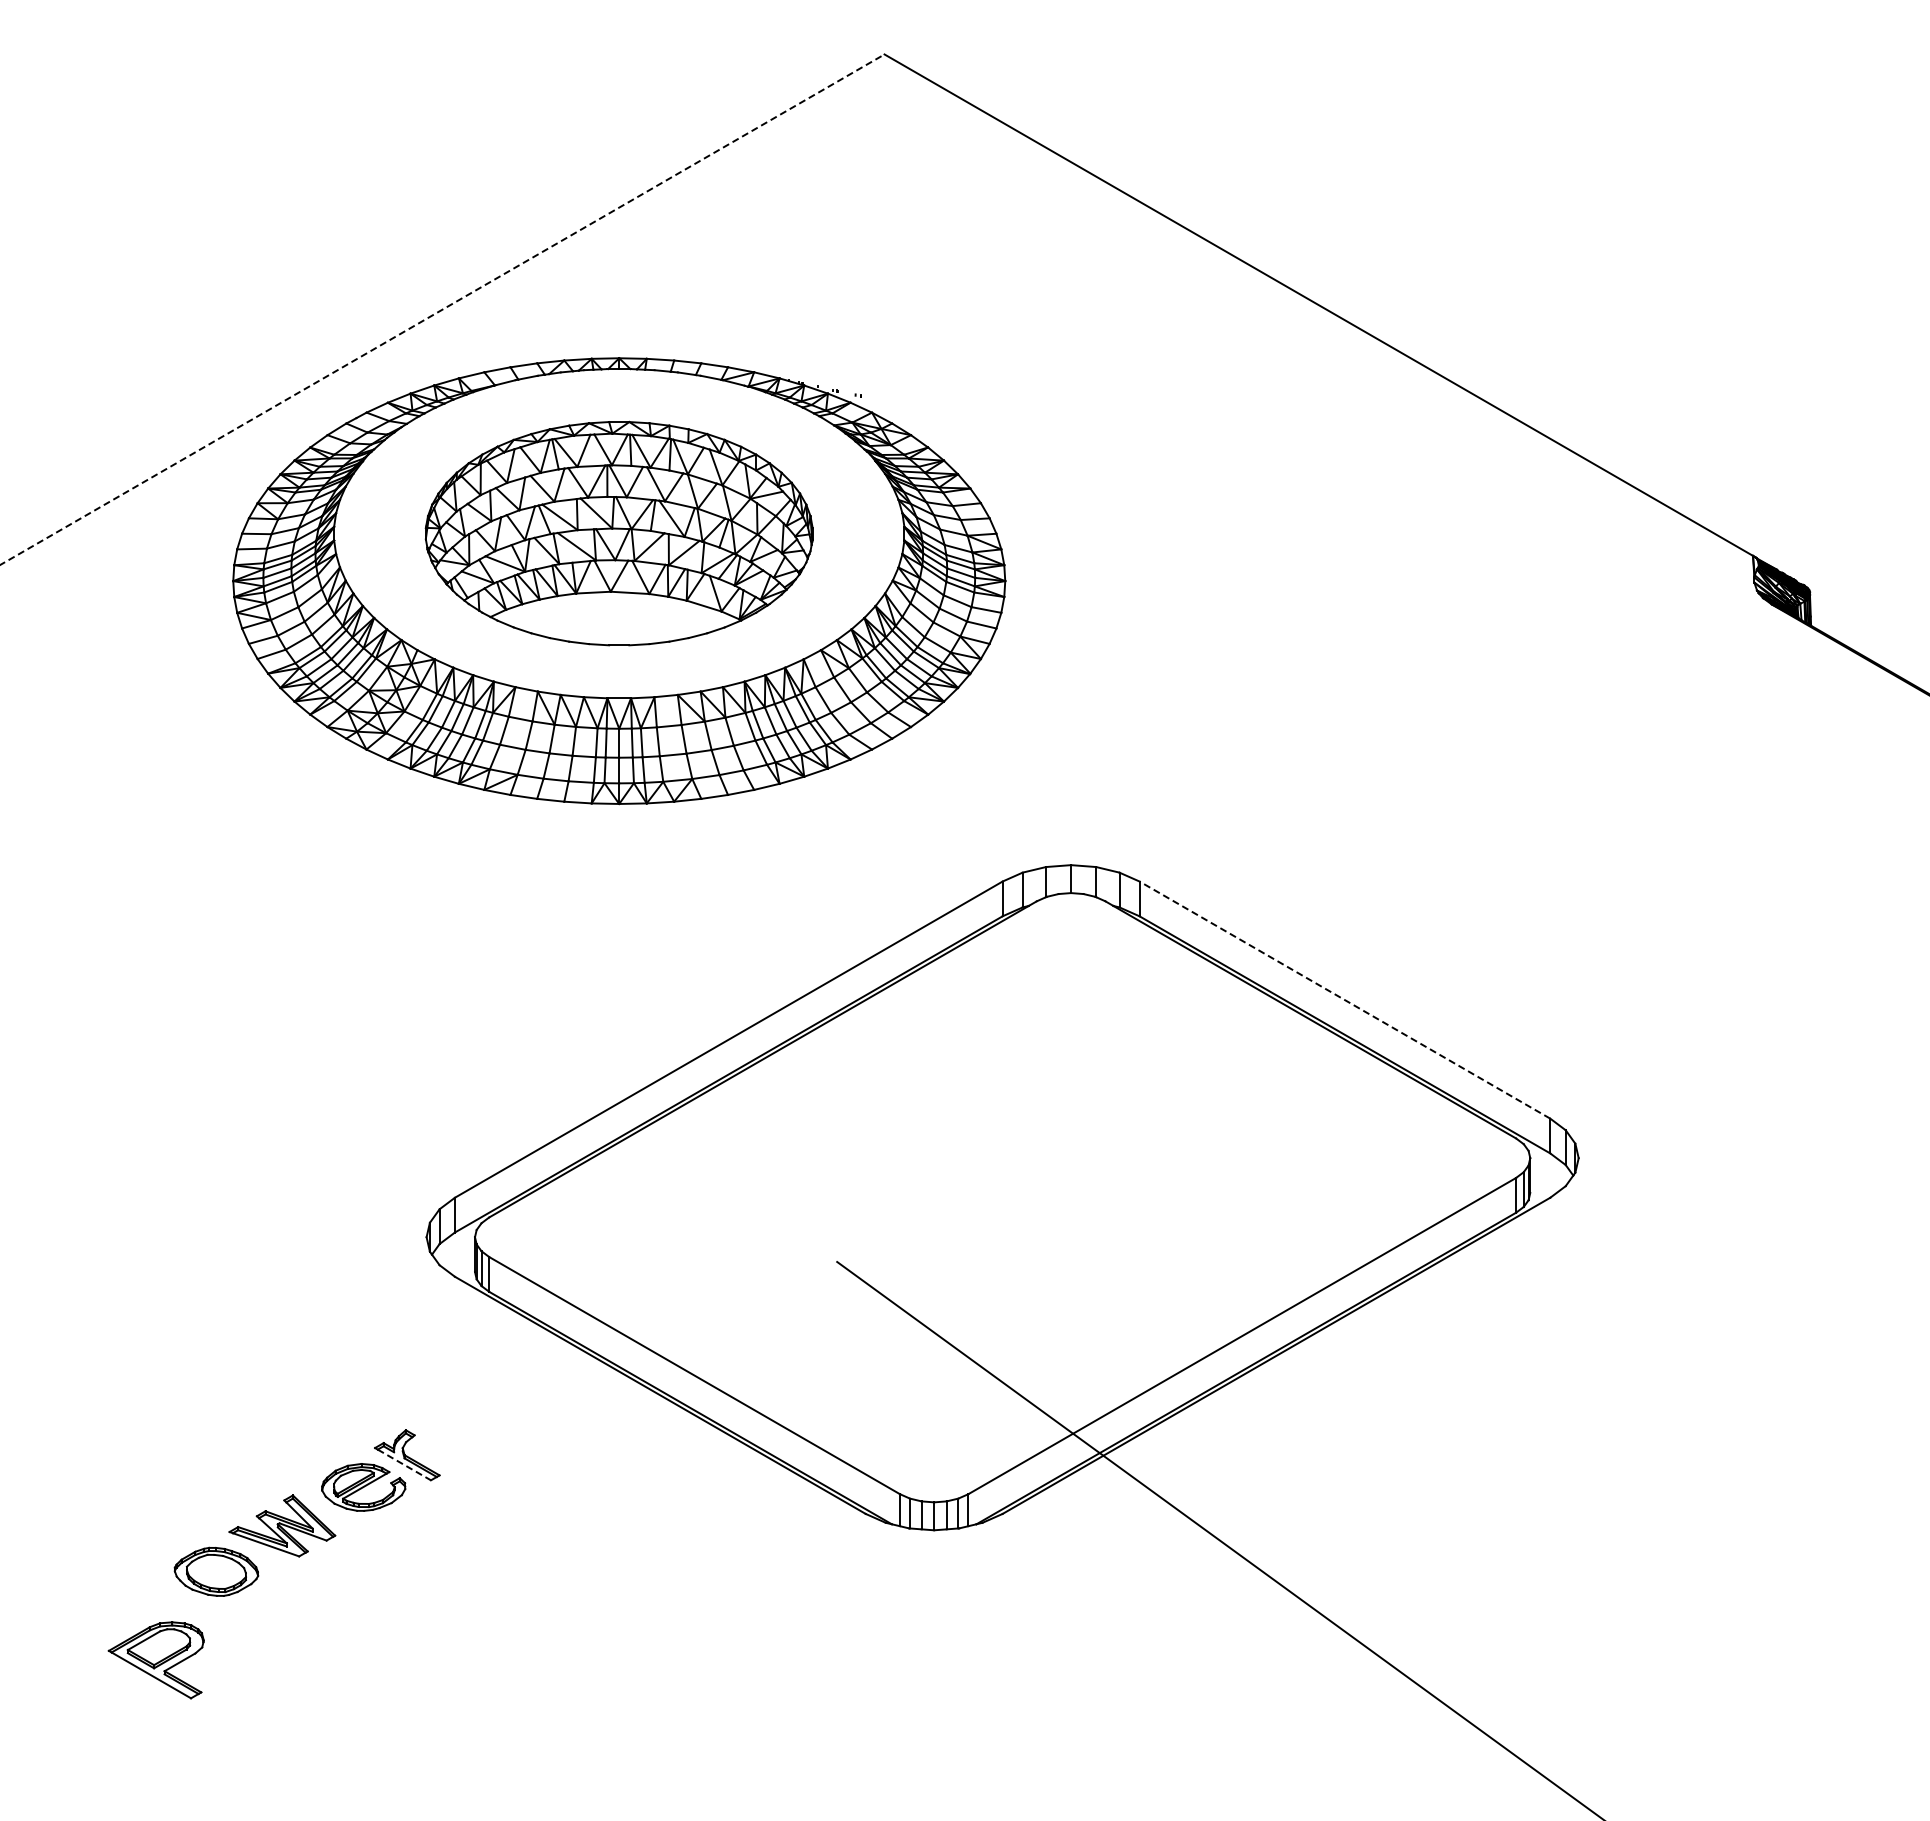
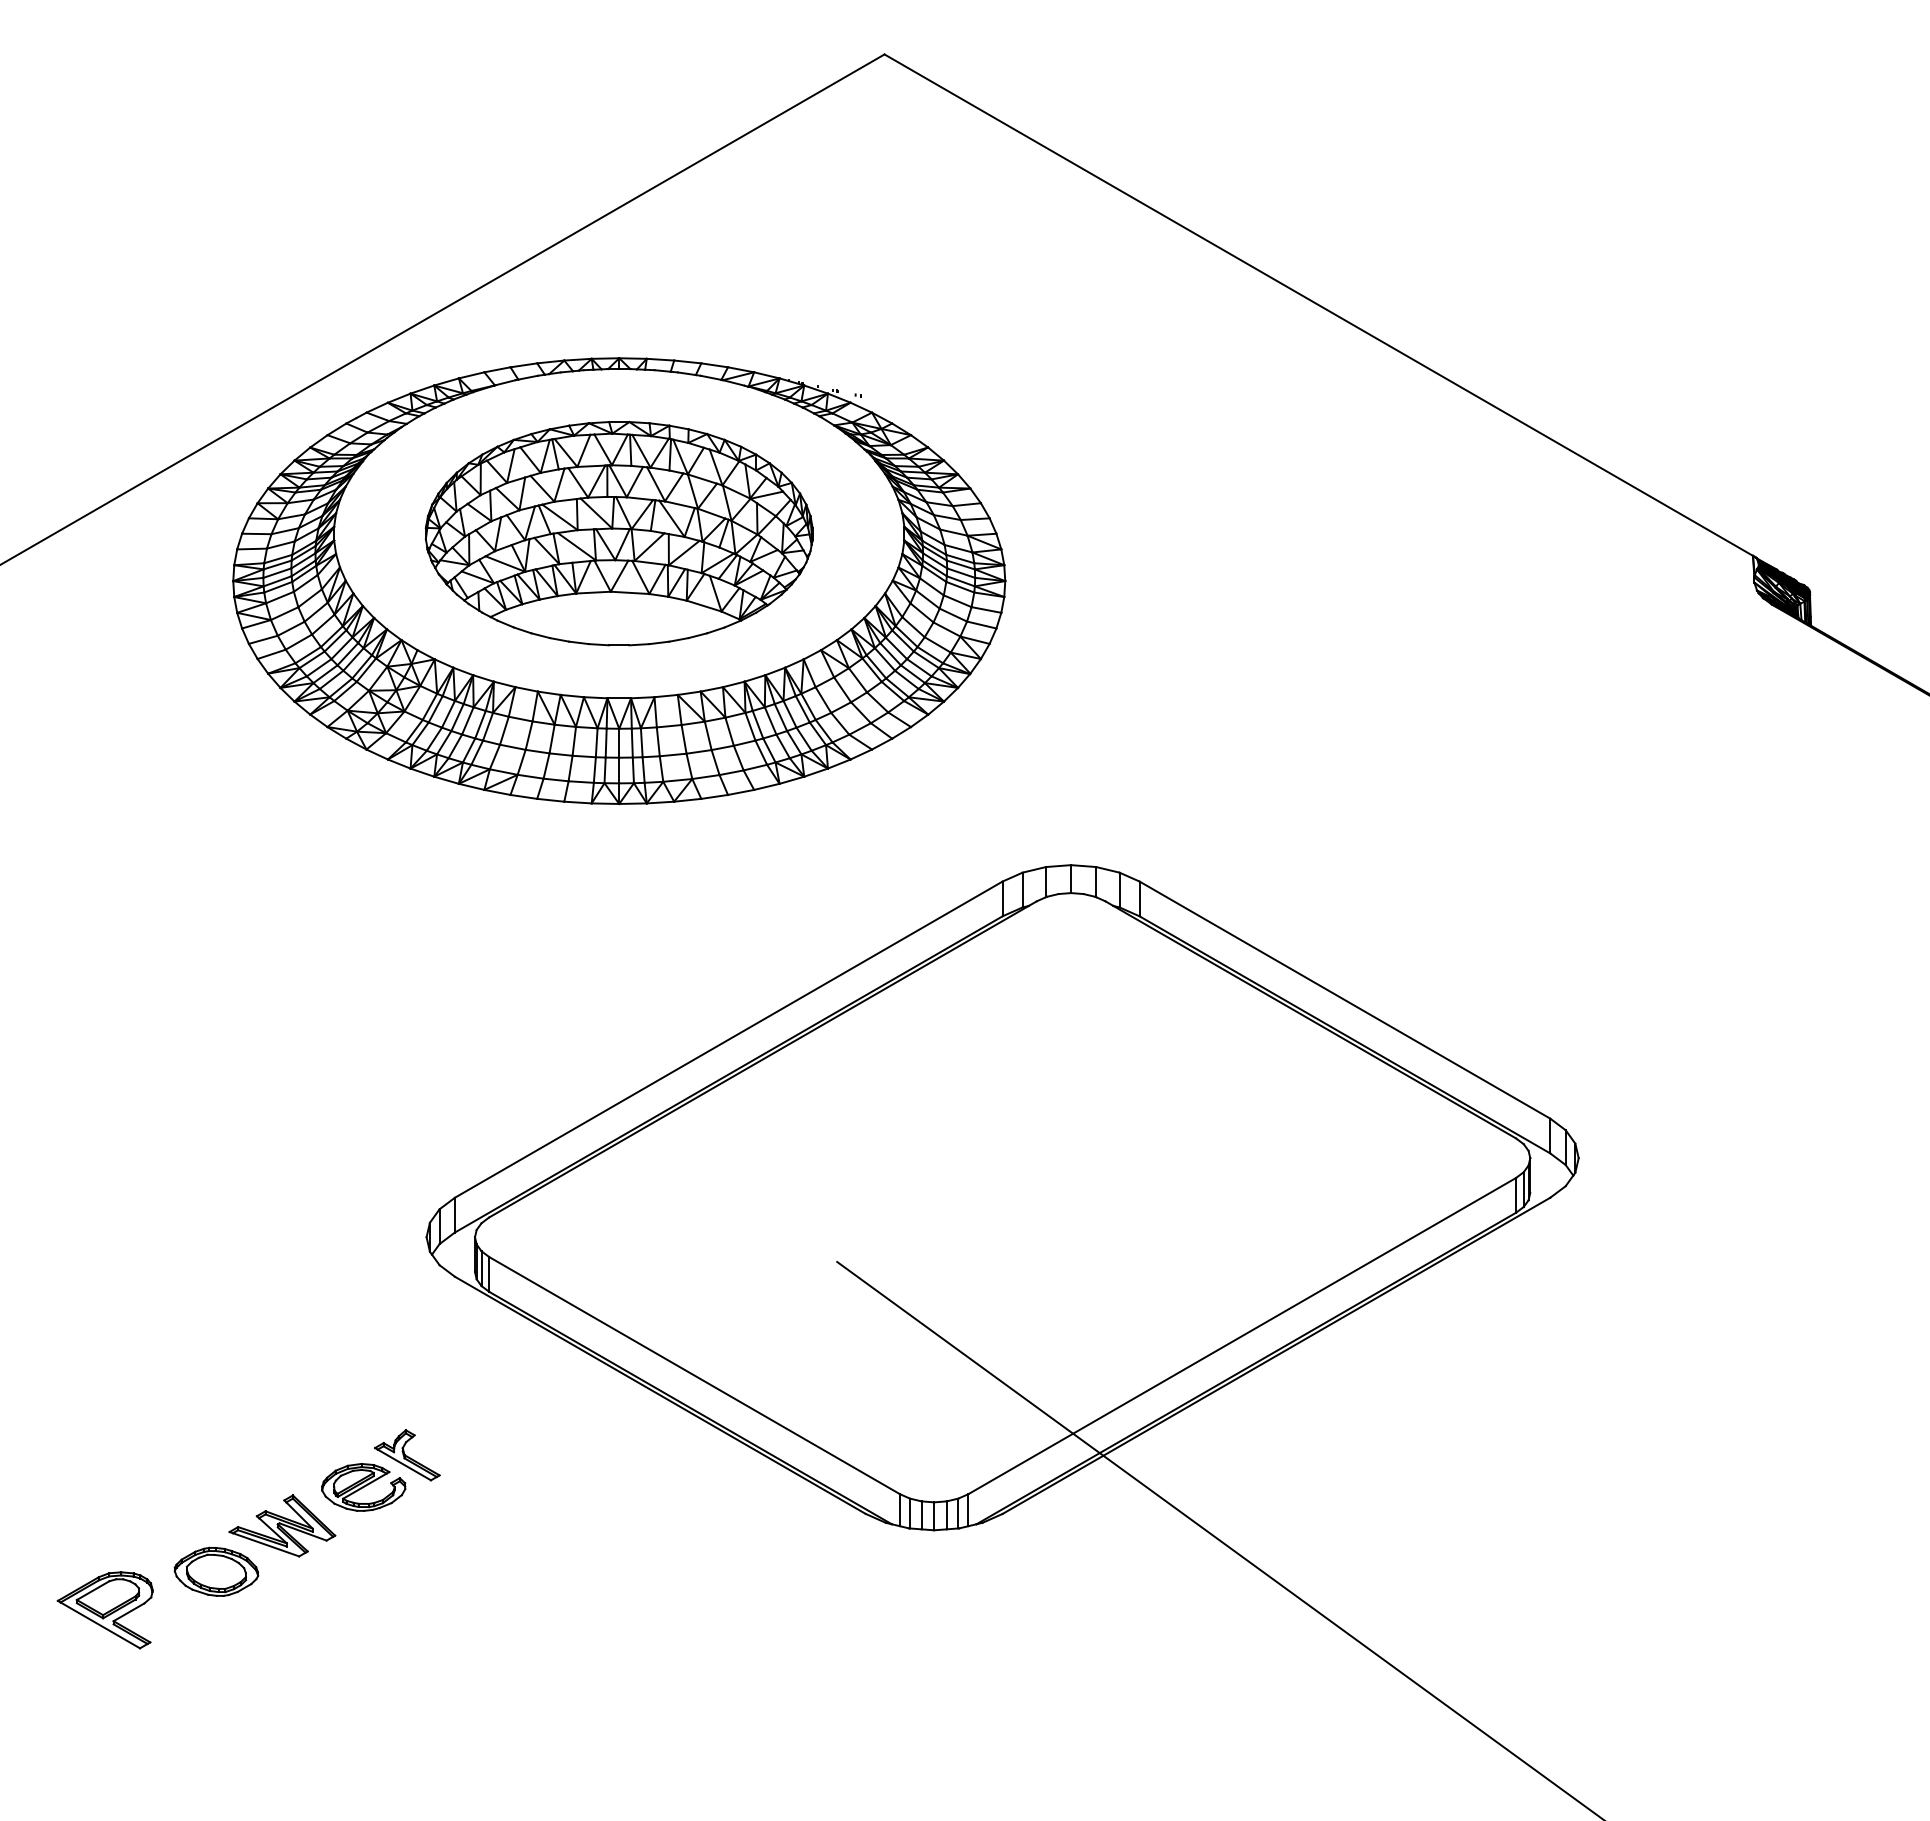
line: dashed -> solid (443, 309)
line: dashed -> solid (1344, 999)
line: dashed -> solid (404, 1464)
part position: (155, 1660) -> (104, 1610) (104, 1610)
